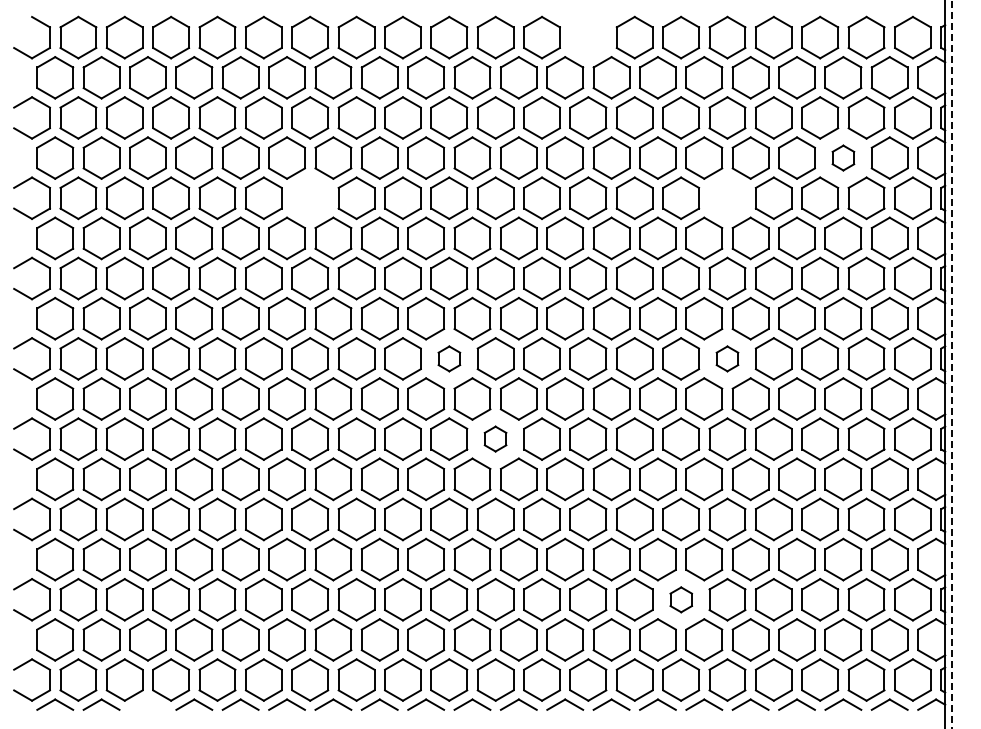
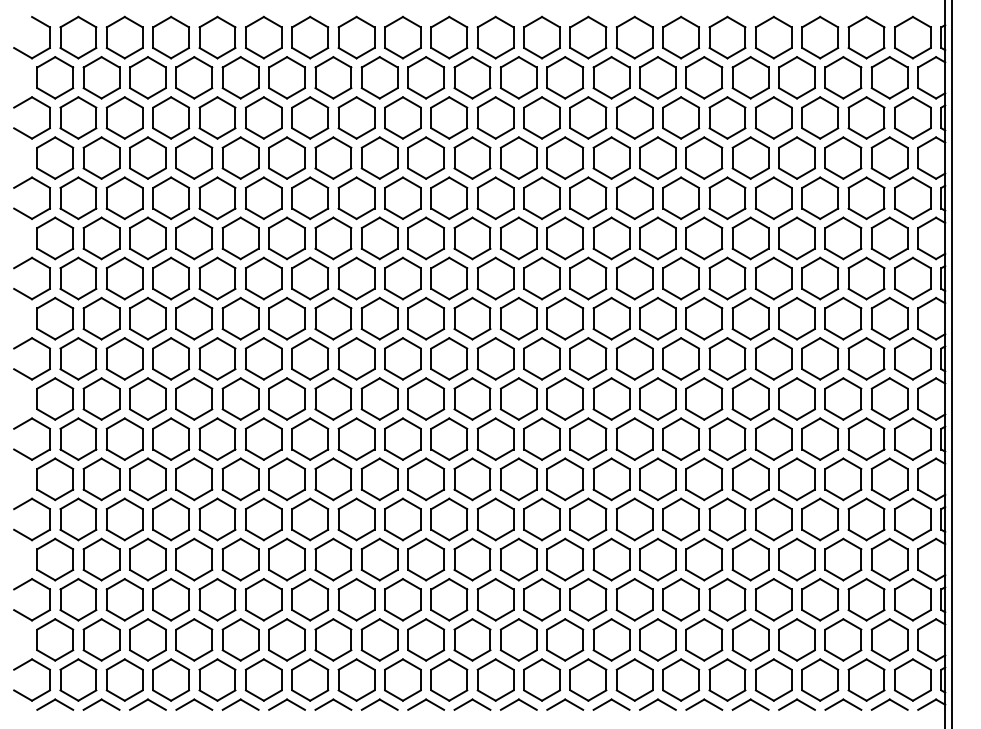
part: none -> present (588, 37)
part size: 25x28 px -> 39x44 px (843, 157)
part: none -> present (310, 197)
part: none -> present (727, 198)
part size: 25x28 px -> 39x44 px (449, 358)
part size: 25x28 px -> 39x44 px (727, 358)
line: dashed -> solid (951, 364)
part size: 25x28 px -> 39x44 px (495, 438)
part size: 25x28 px -> 39x44 px (681, 599)
part: none -> present (147, 704)
